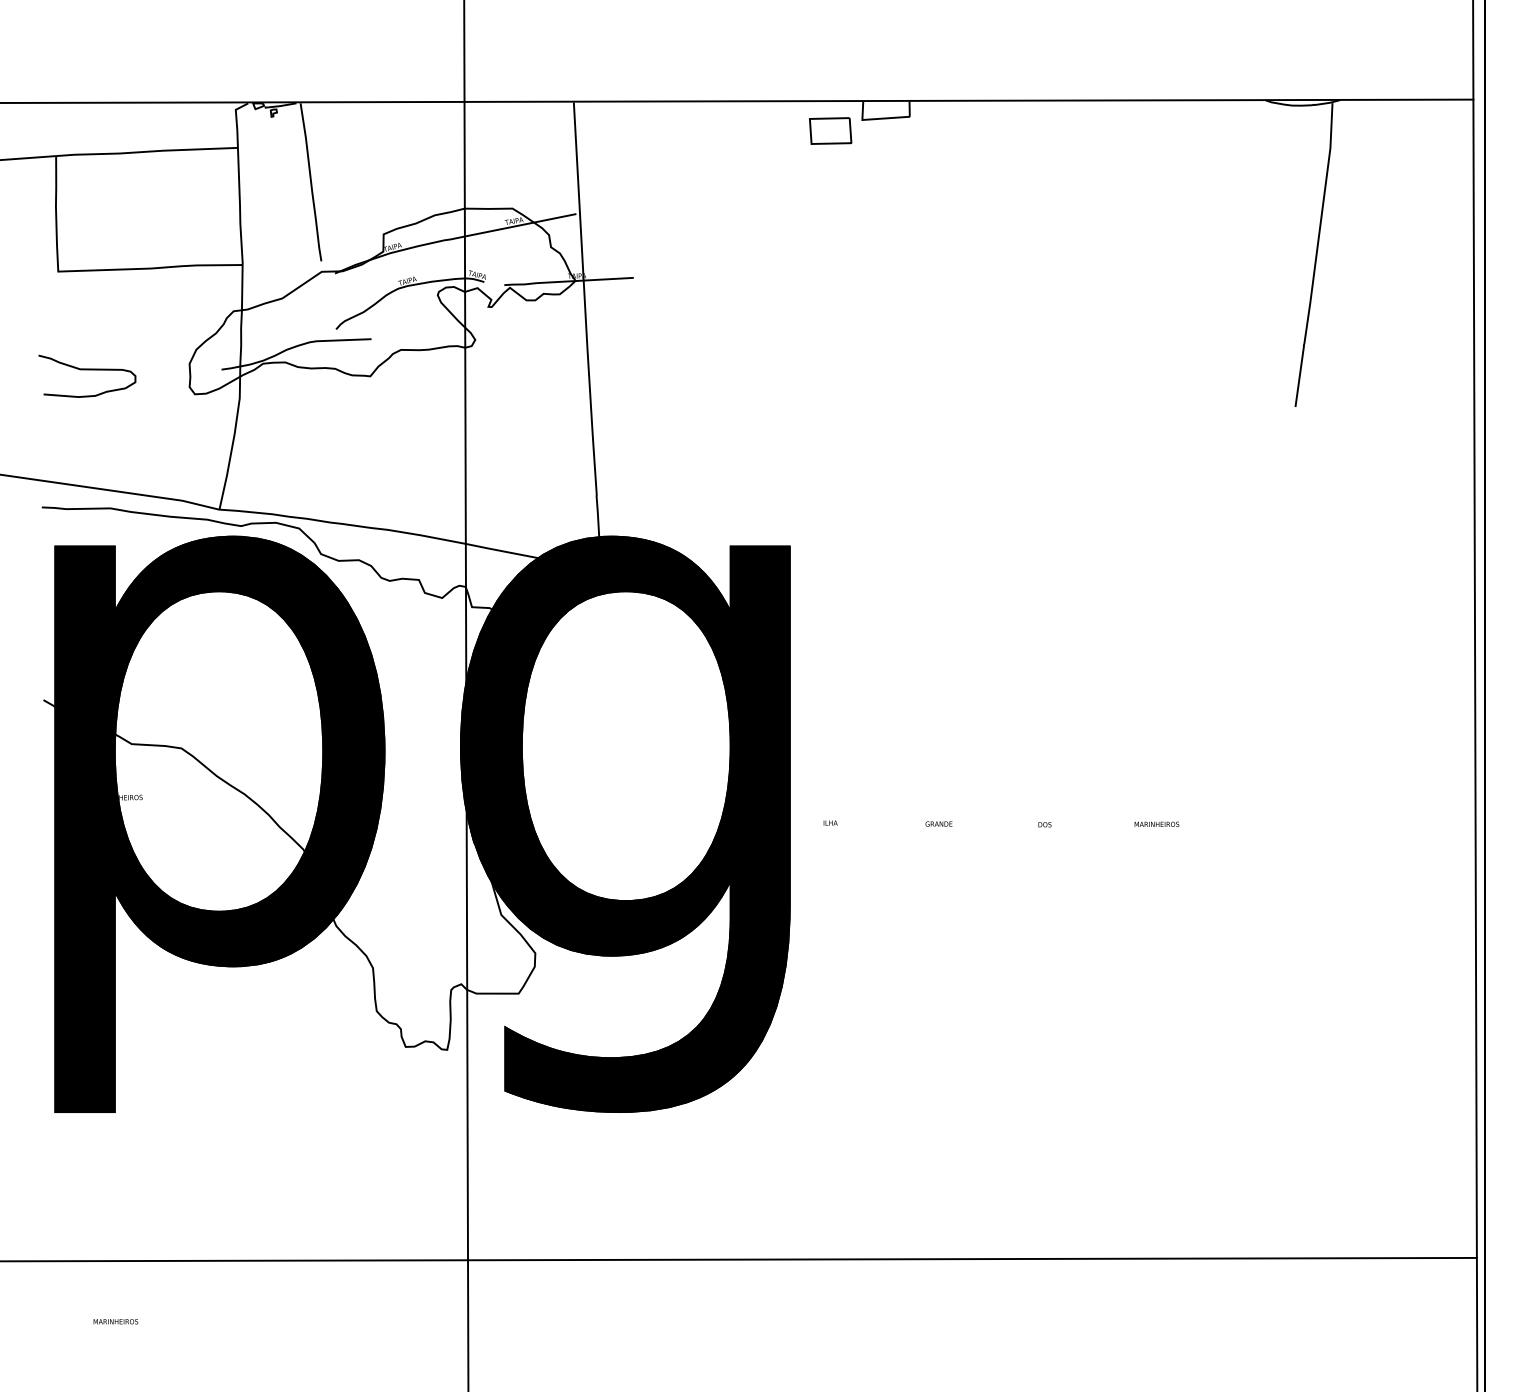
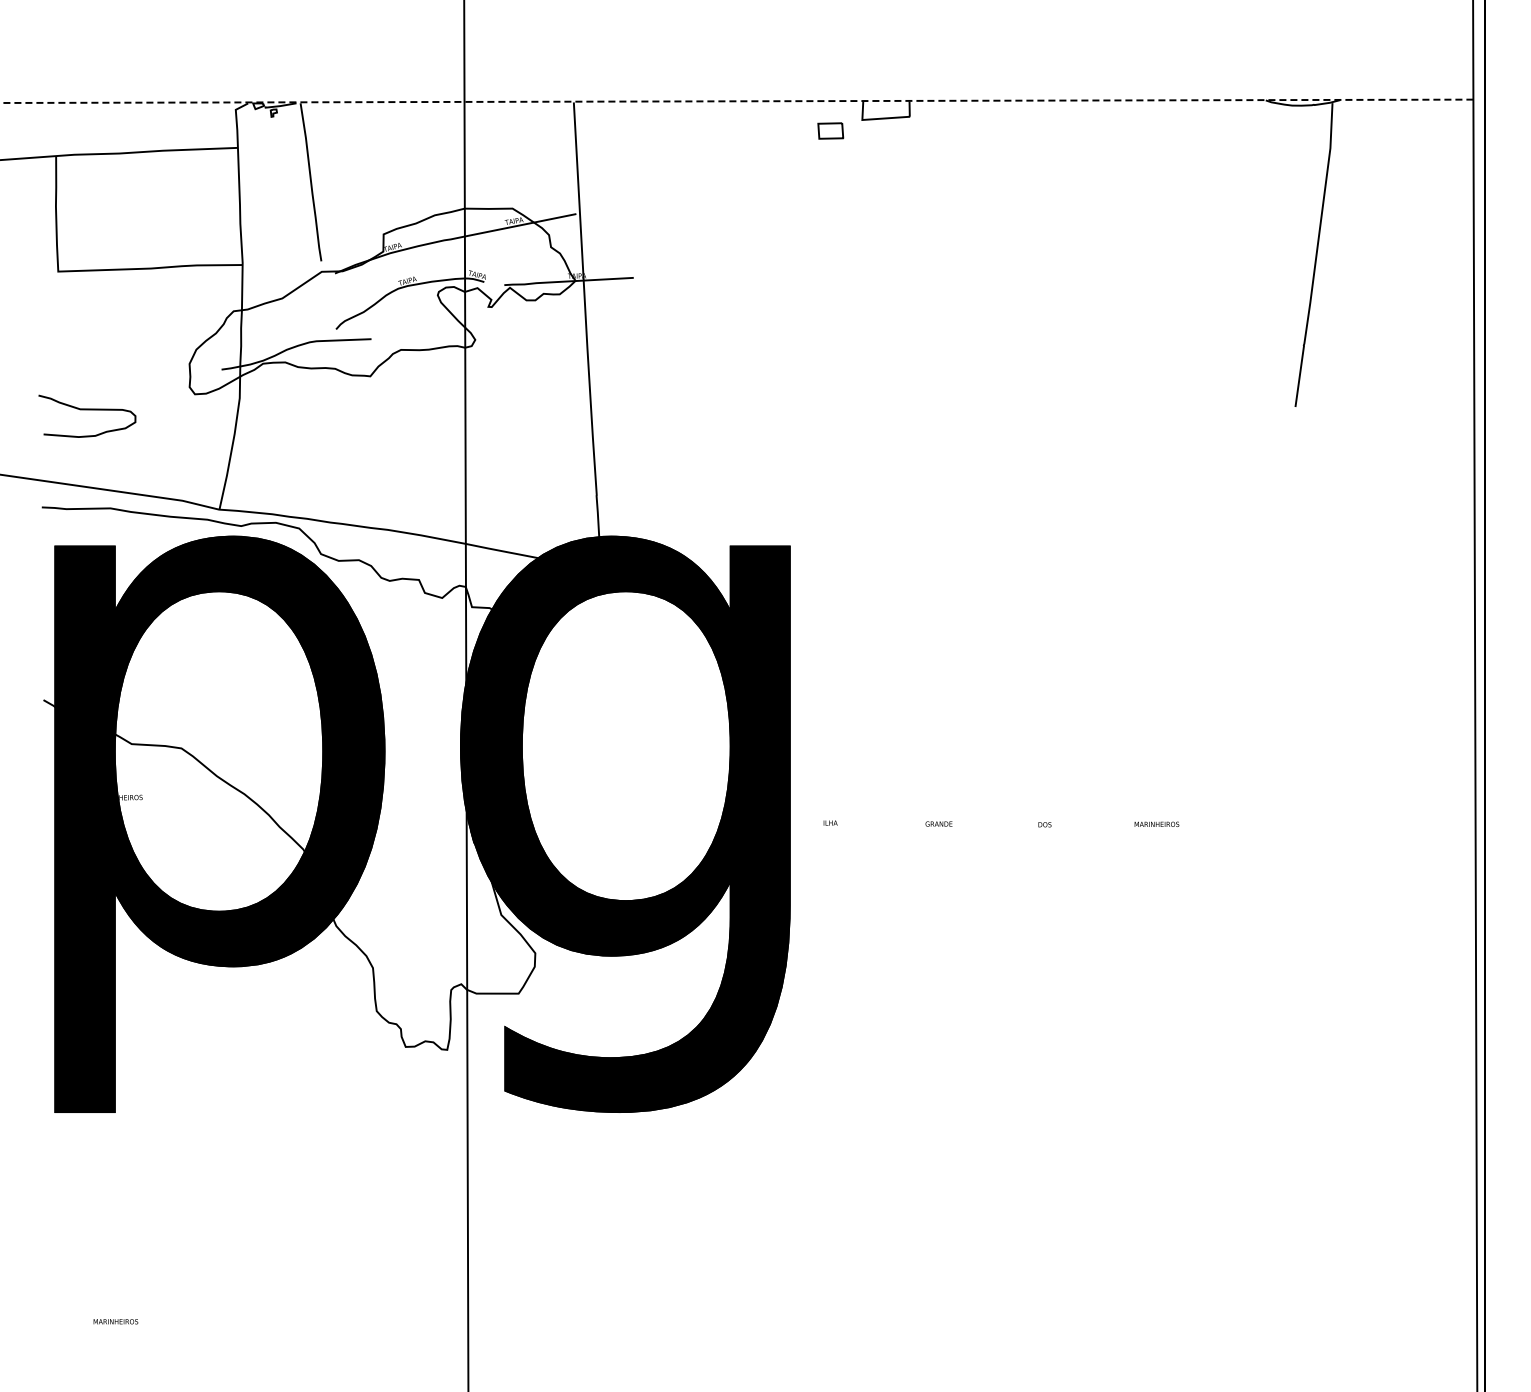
line: solid -> dashed (736, 101)
part size: 44x28 px -> 28x18 px (830, 130)
curve position: (87, 370) -> (87, 410) (87, 410)
line: present -> none (739, 1259)
